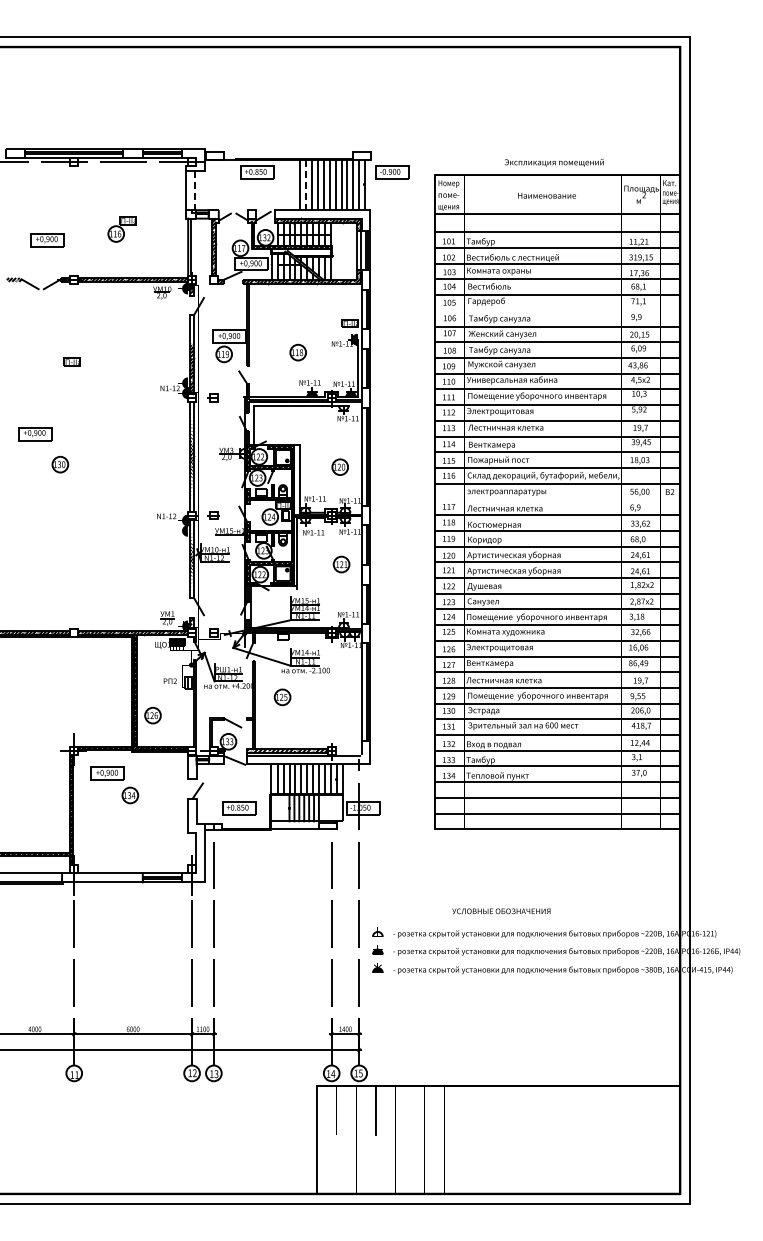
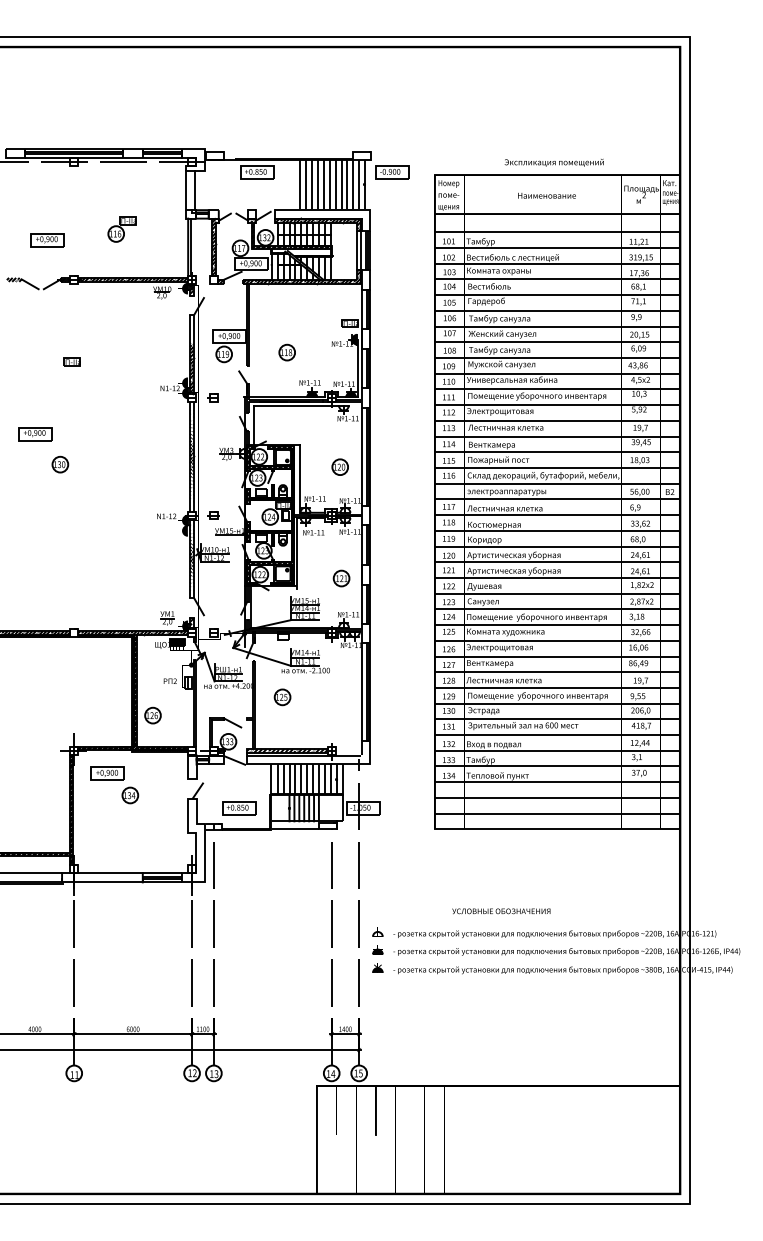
line: dashed -> solid (306, 184)
line: dashed -> solid (194, 190)
line: none -> present (557, 310)
part position: (297, 352) -> (286, 352) (286, 352)
line: none -> present (557, 499)
part position: (341, 564) -> (341, 578) (341, 578)
